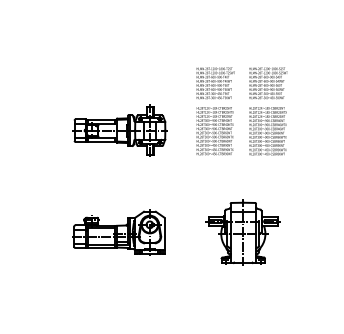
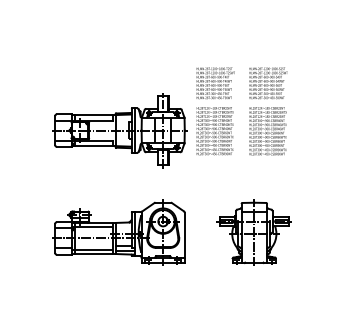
part size: 96x53 px -> 136x76 px (119, 130)
part size: 94x47 px -> 134x67 px (118, 232)
part position: (242, 232) -> (253, 232) (253, 232)
